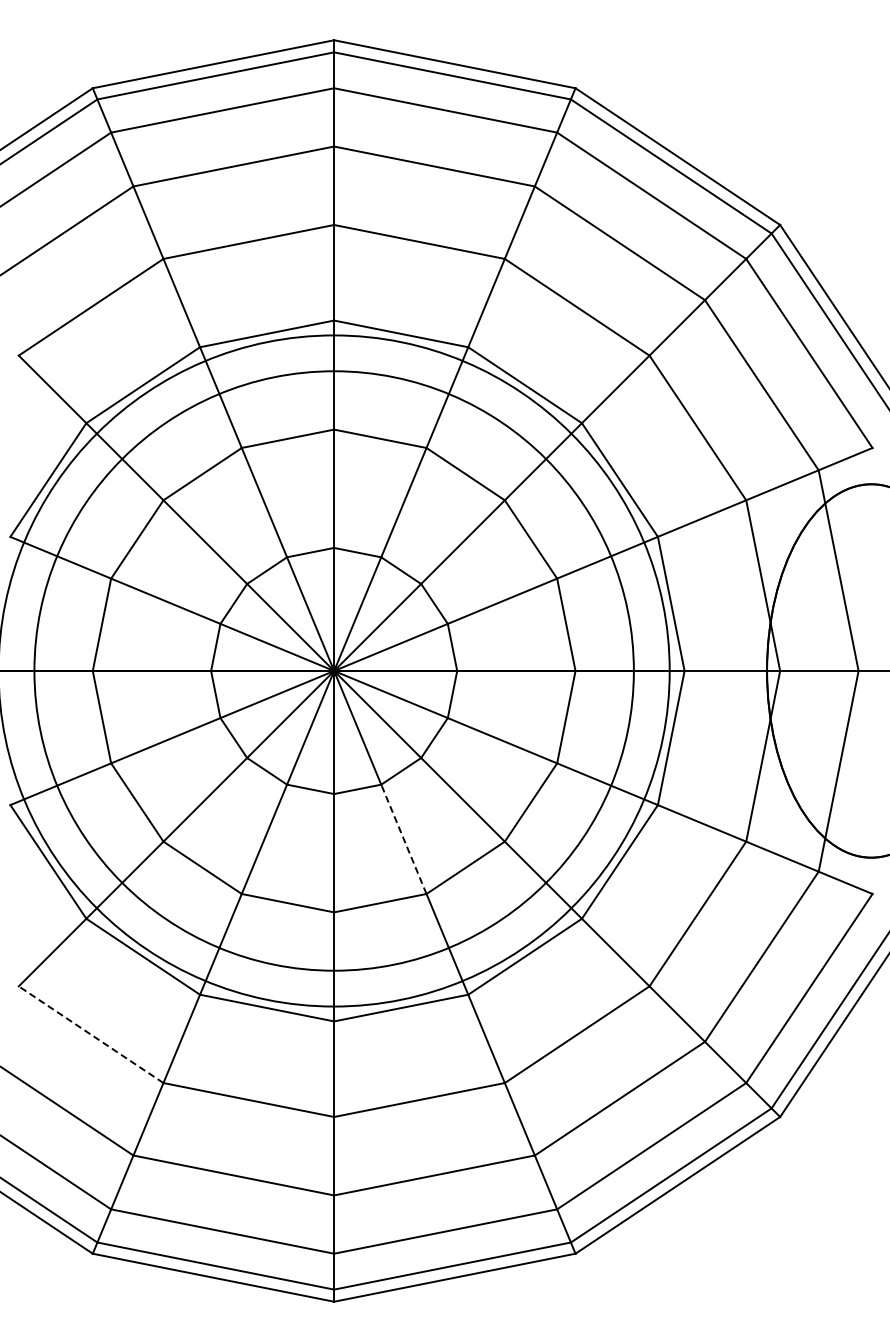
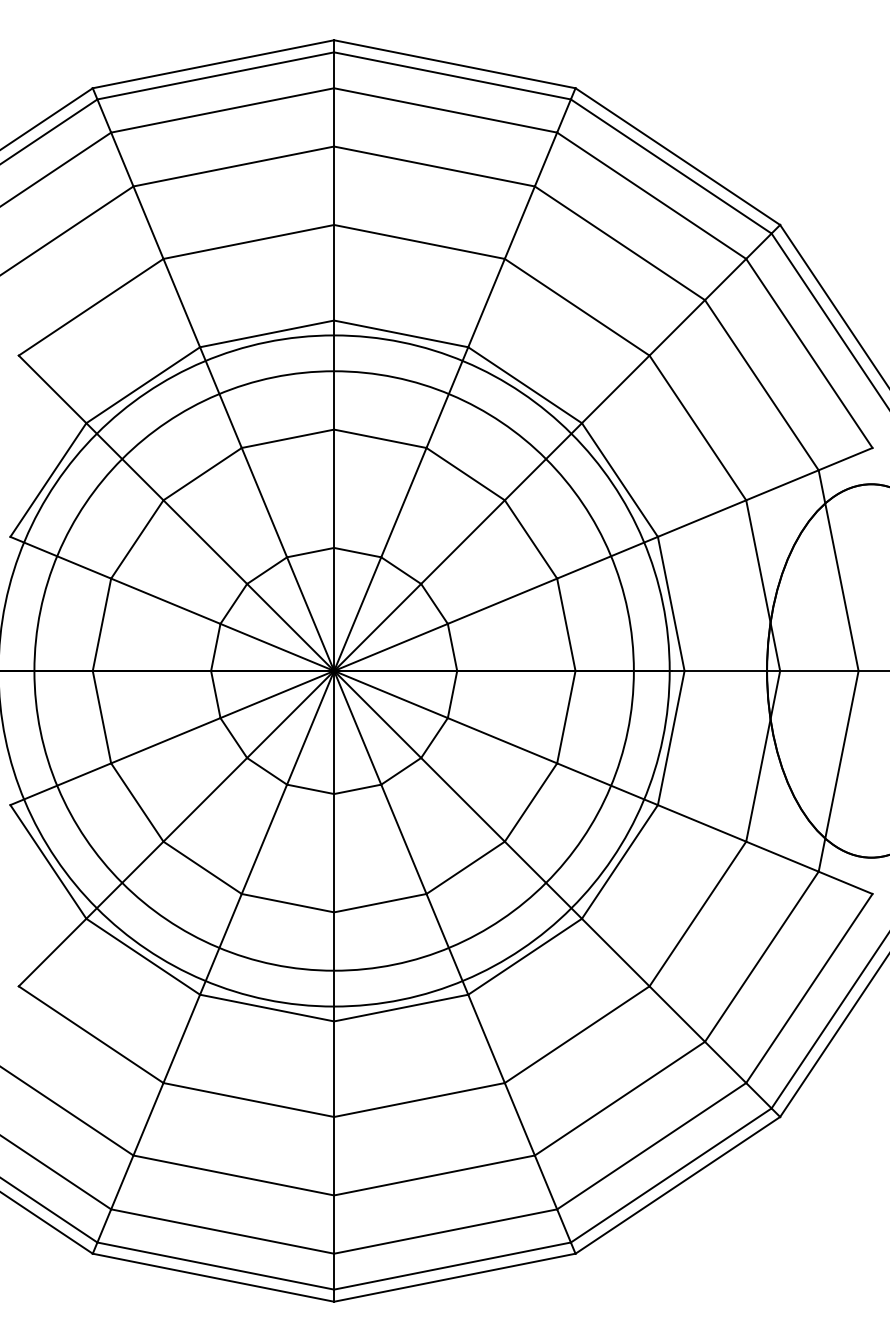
line: dashed -> solid (403, 838)
line: dashed -> solid (90, 1034)
